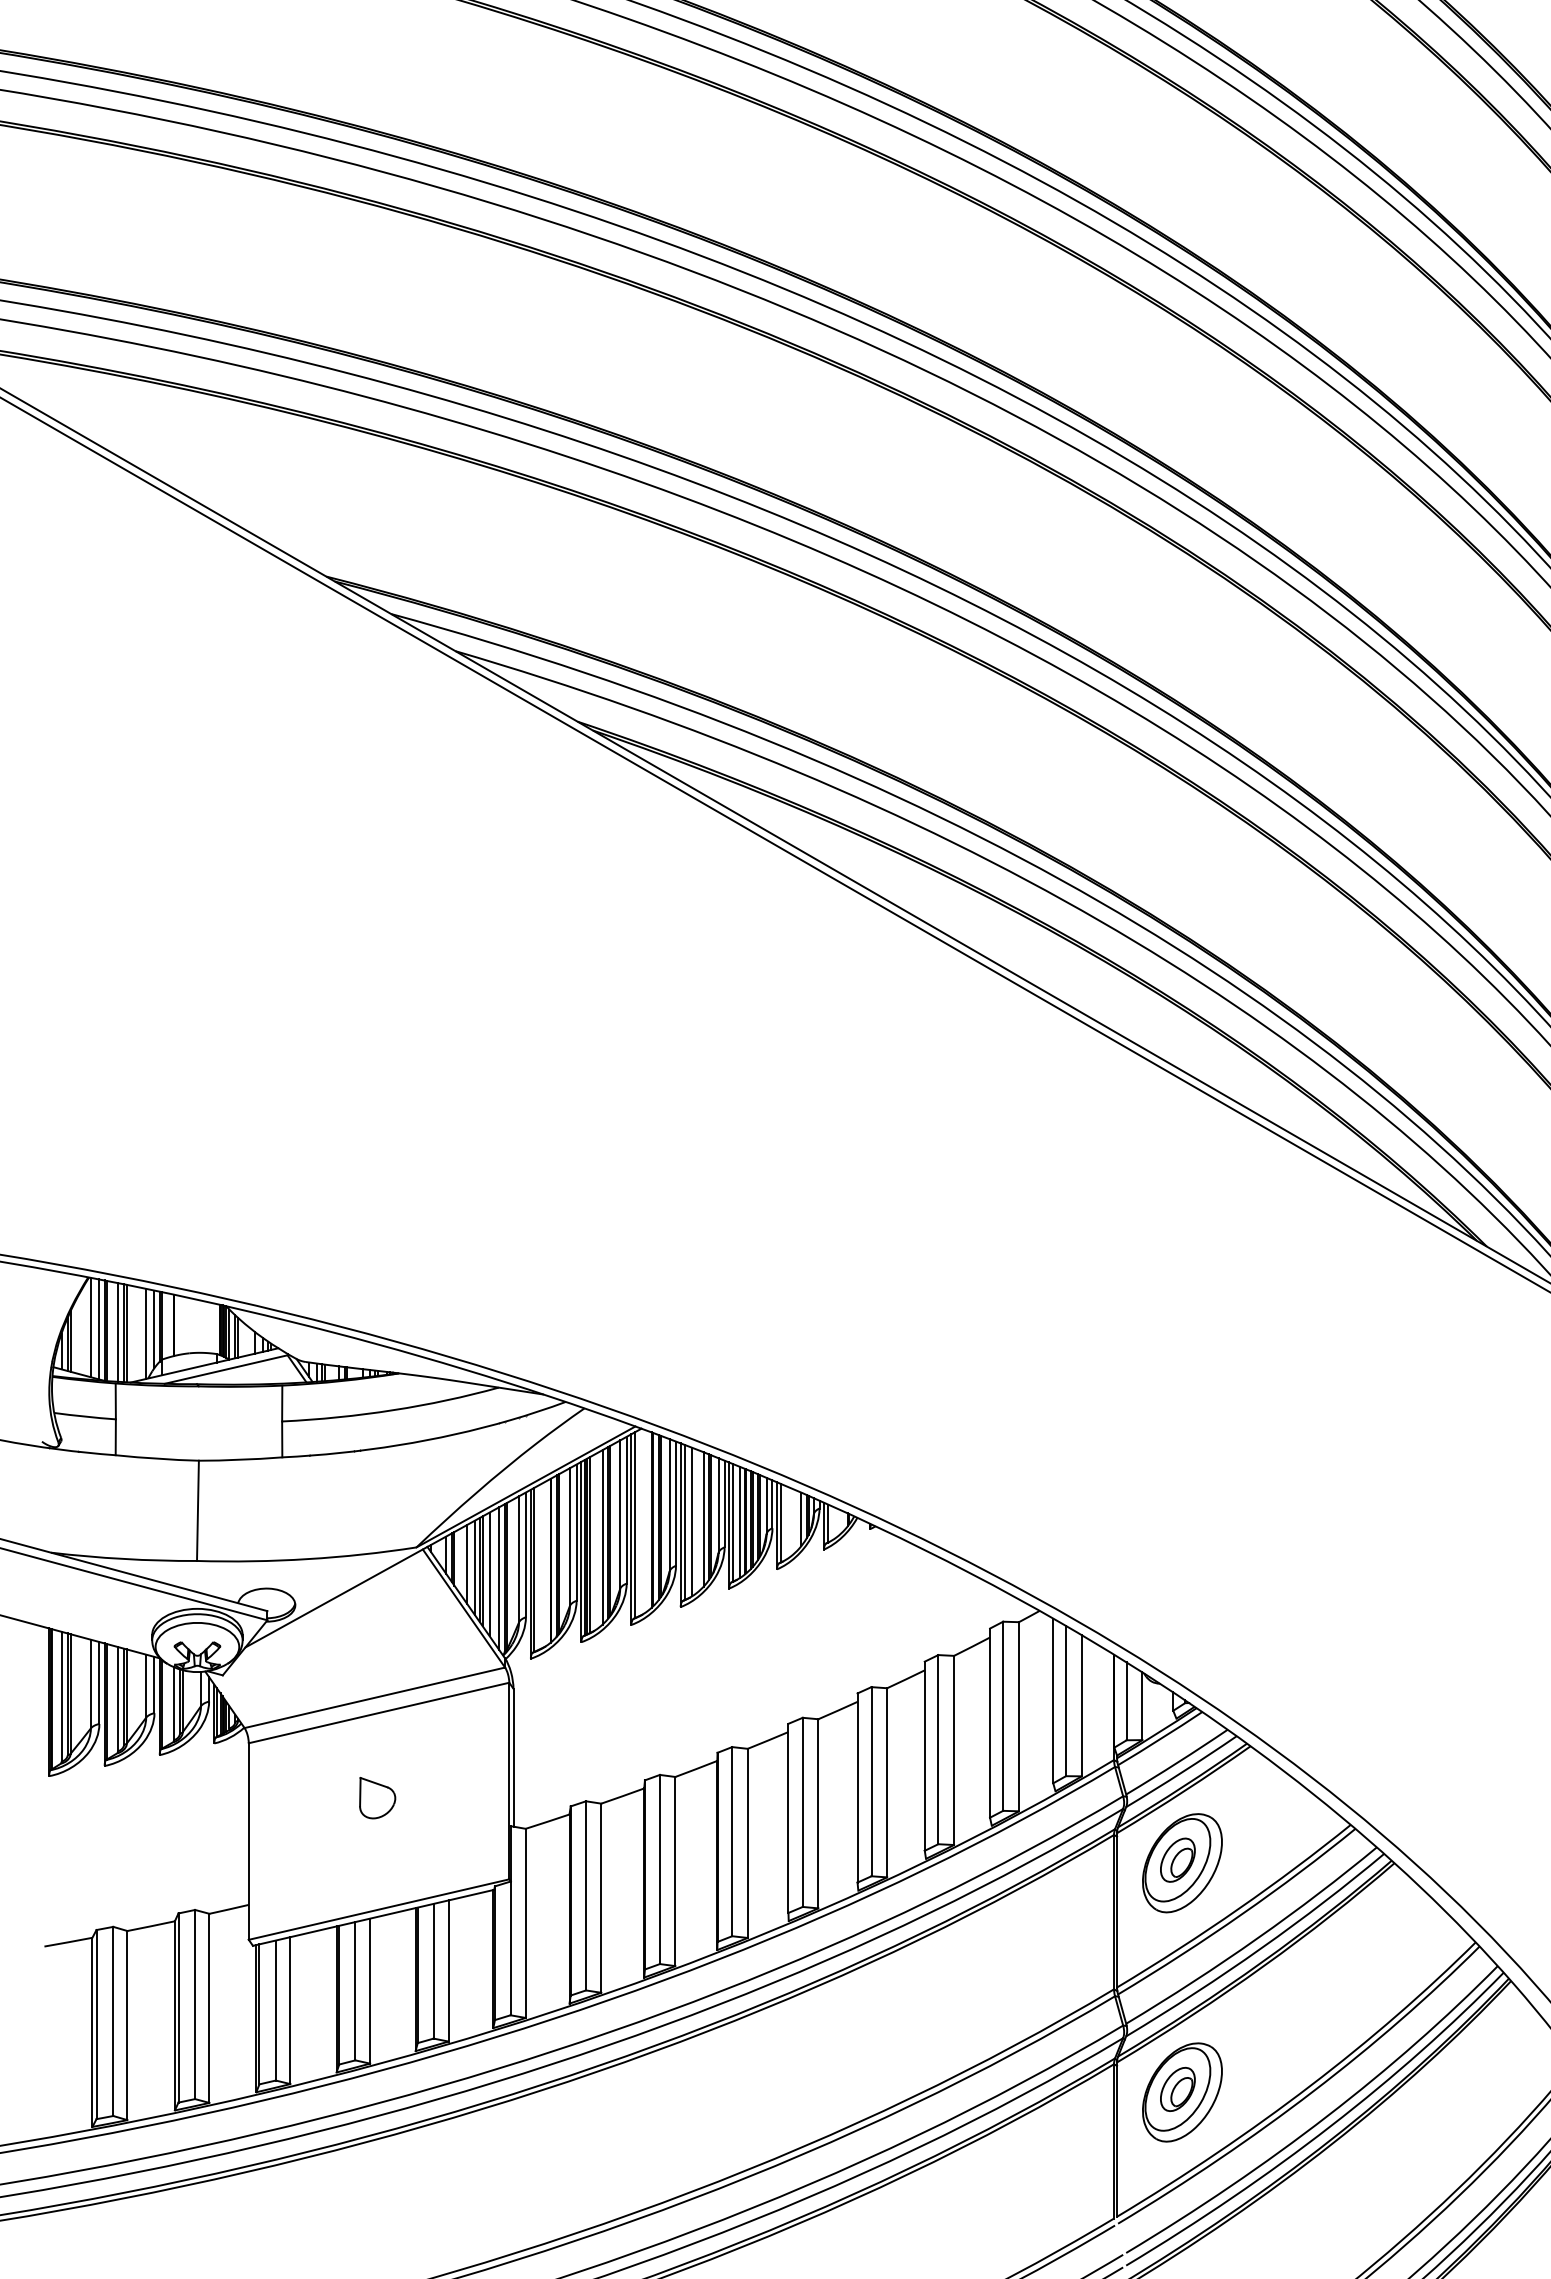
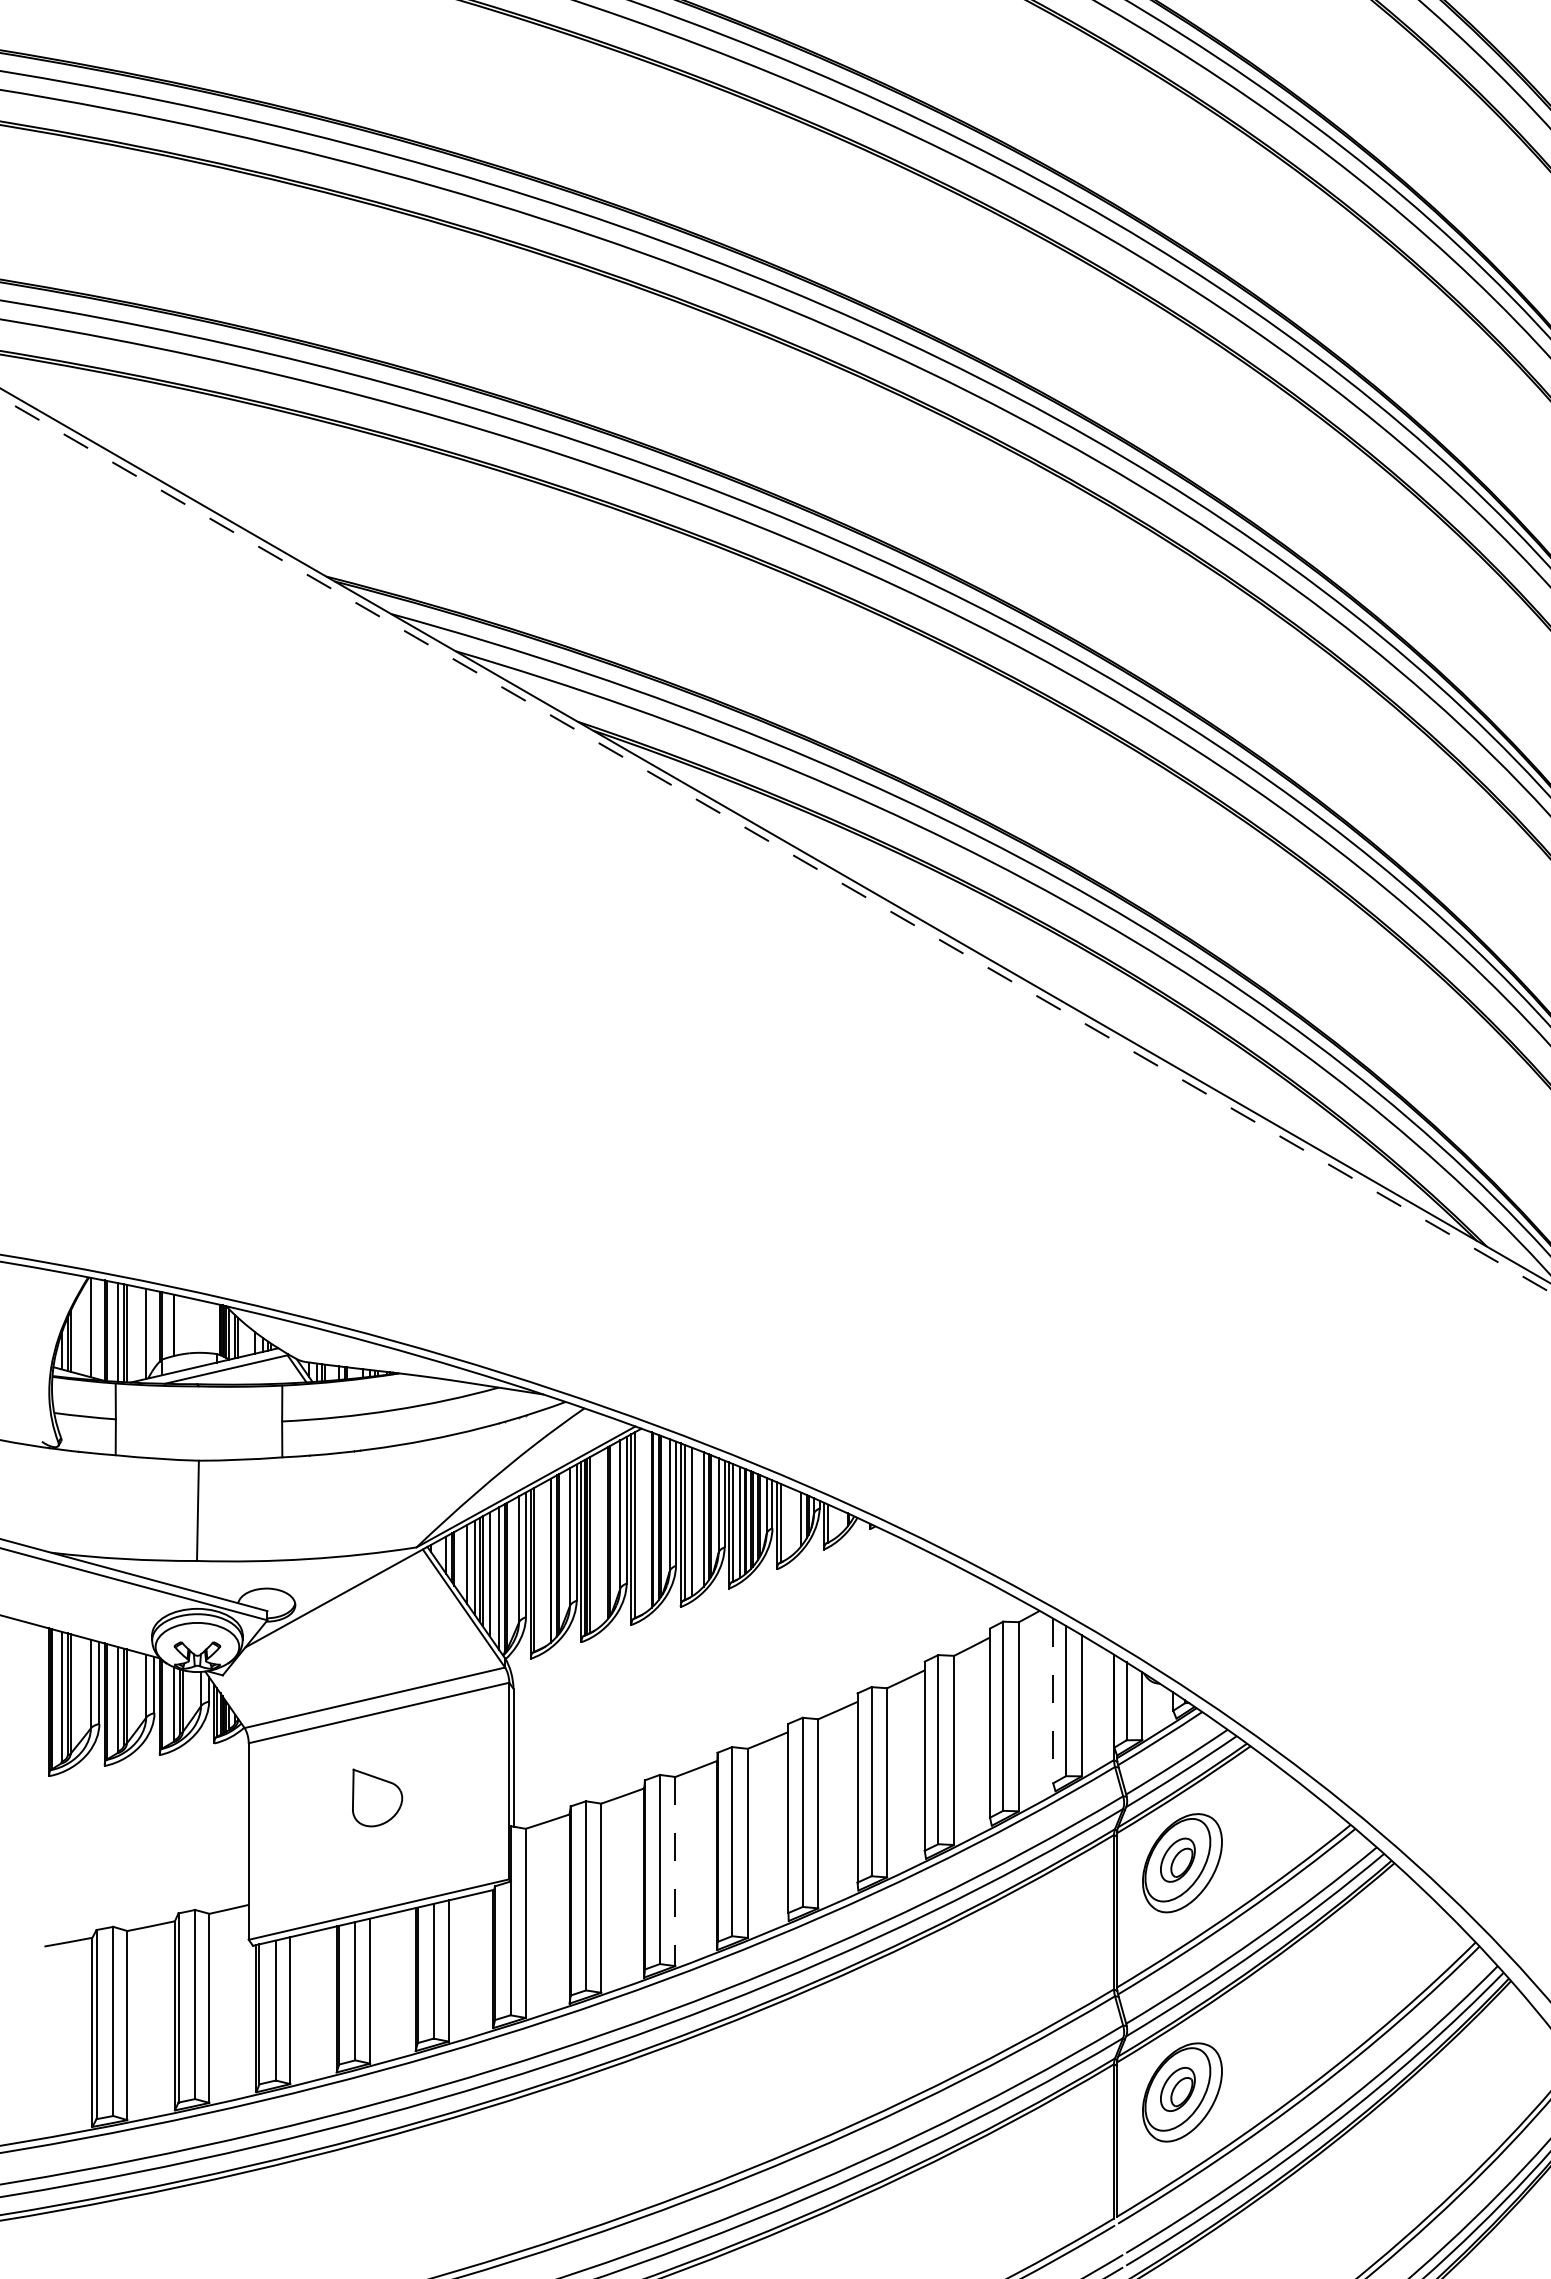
line: solid -> dashed (775, 845)
line: present -> none (99, 1329)
line: present -> none (154, 1329)
line: present -> none (602, 1537)
line: solid -> dashed (1053, 1701)
part size: 38x43 px -> 52x60 px (377, 1797)
line: solid -> dashed (675, 1871)
